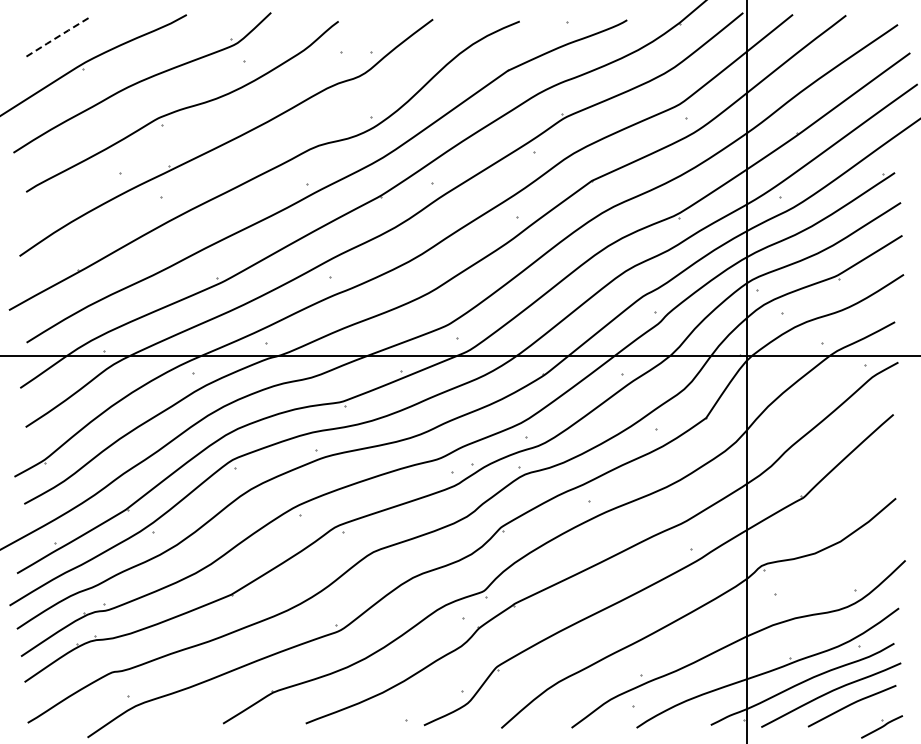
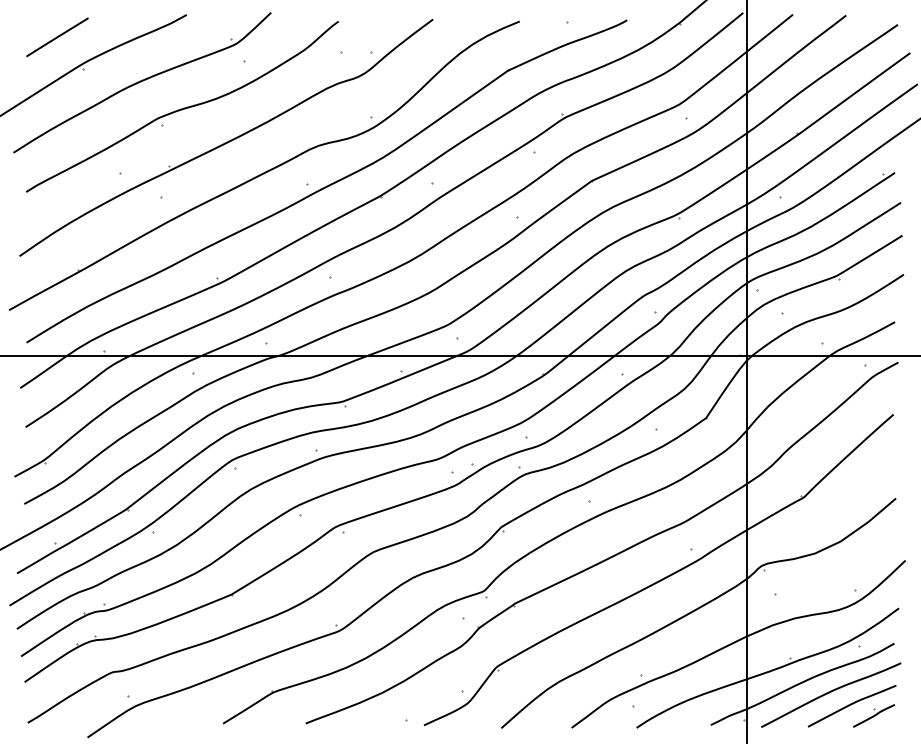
line: dashed -> solid (56, 37)
part position: (882, 726) -> (874, 715) (874, 715)
